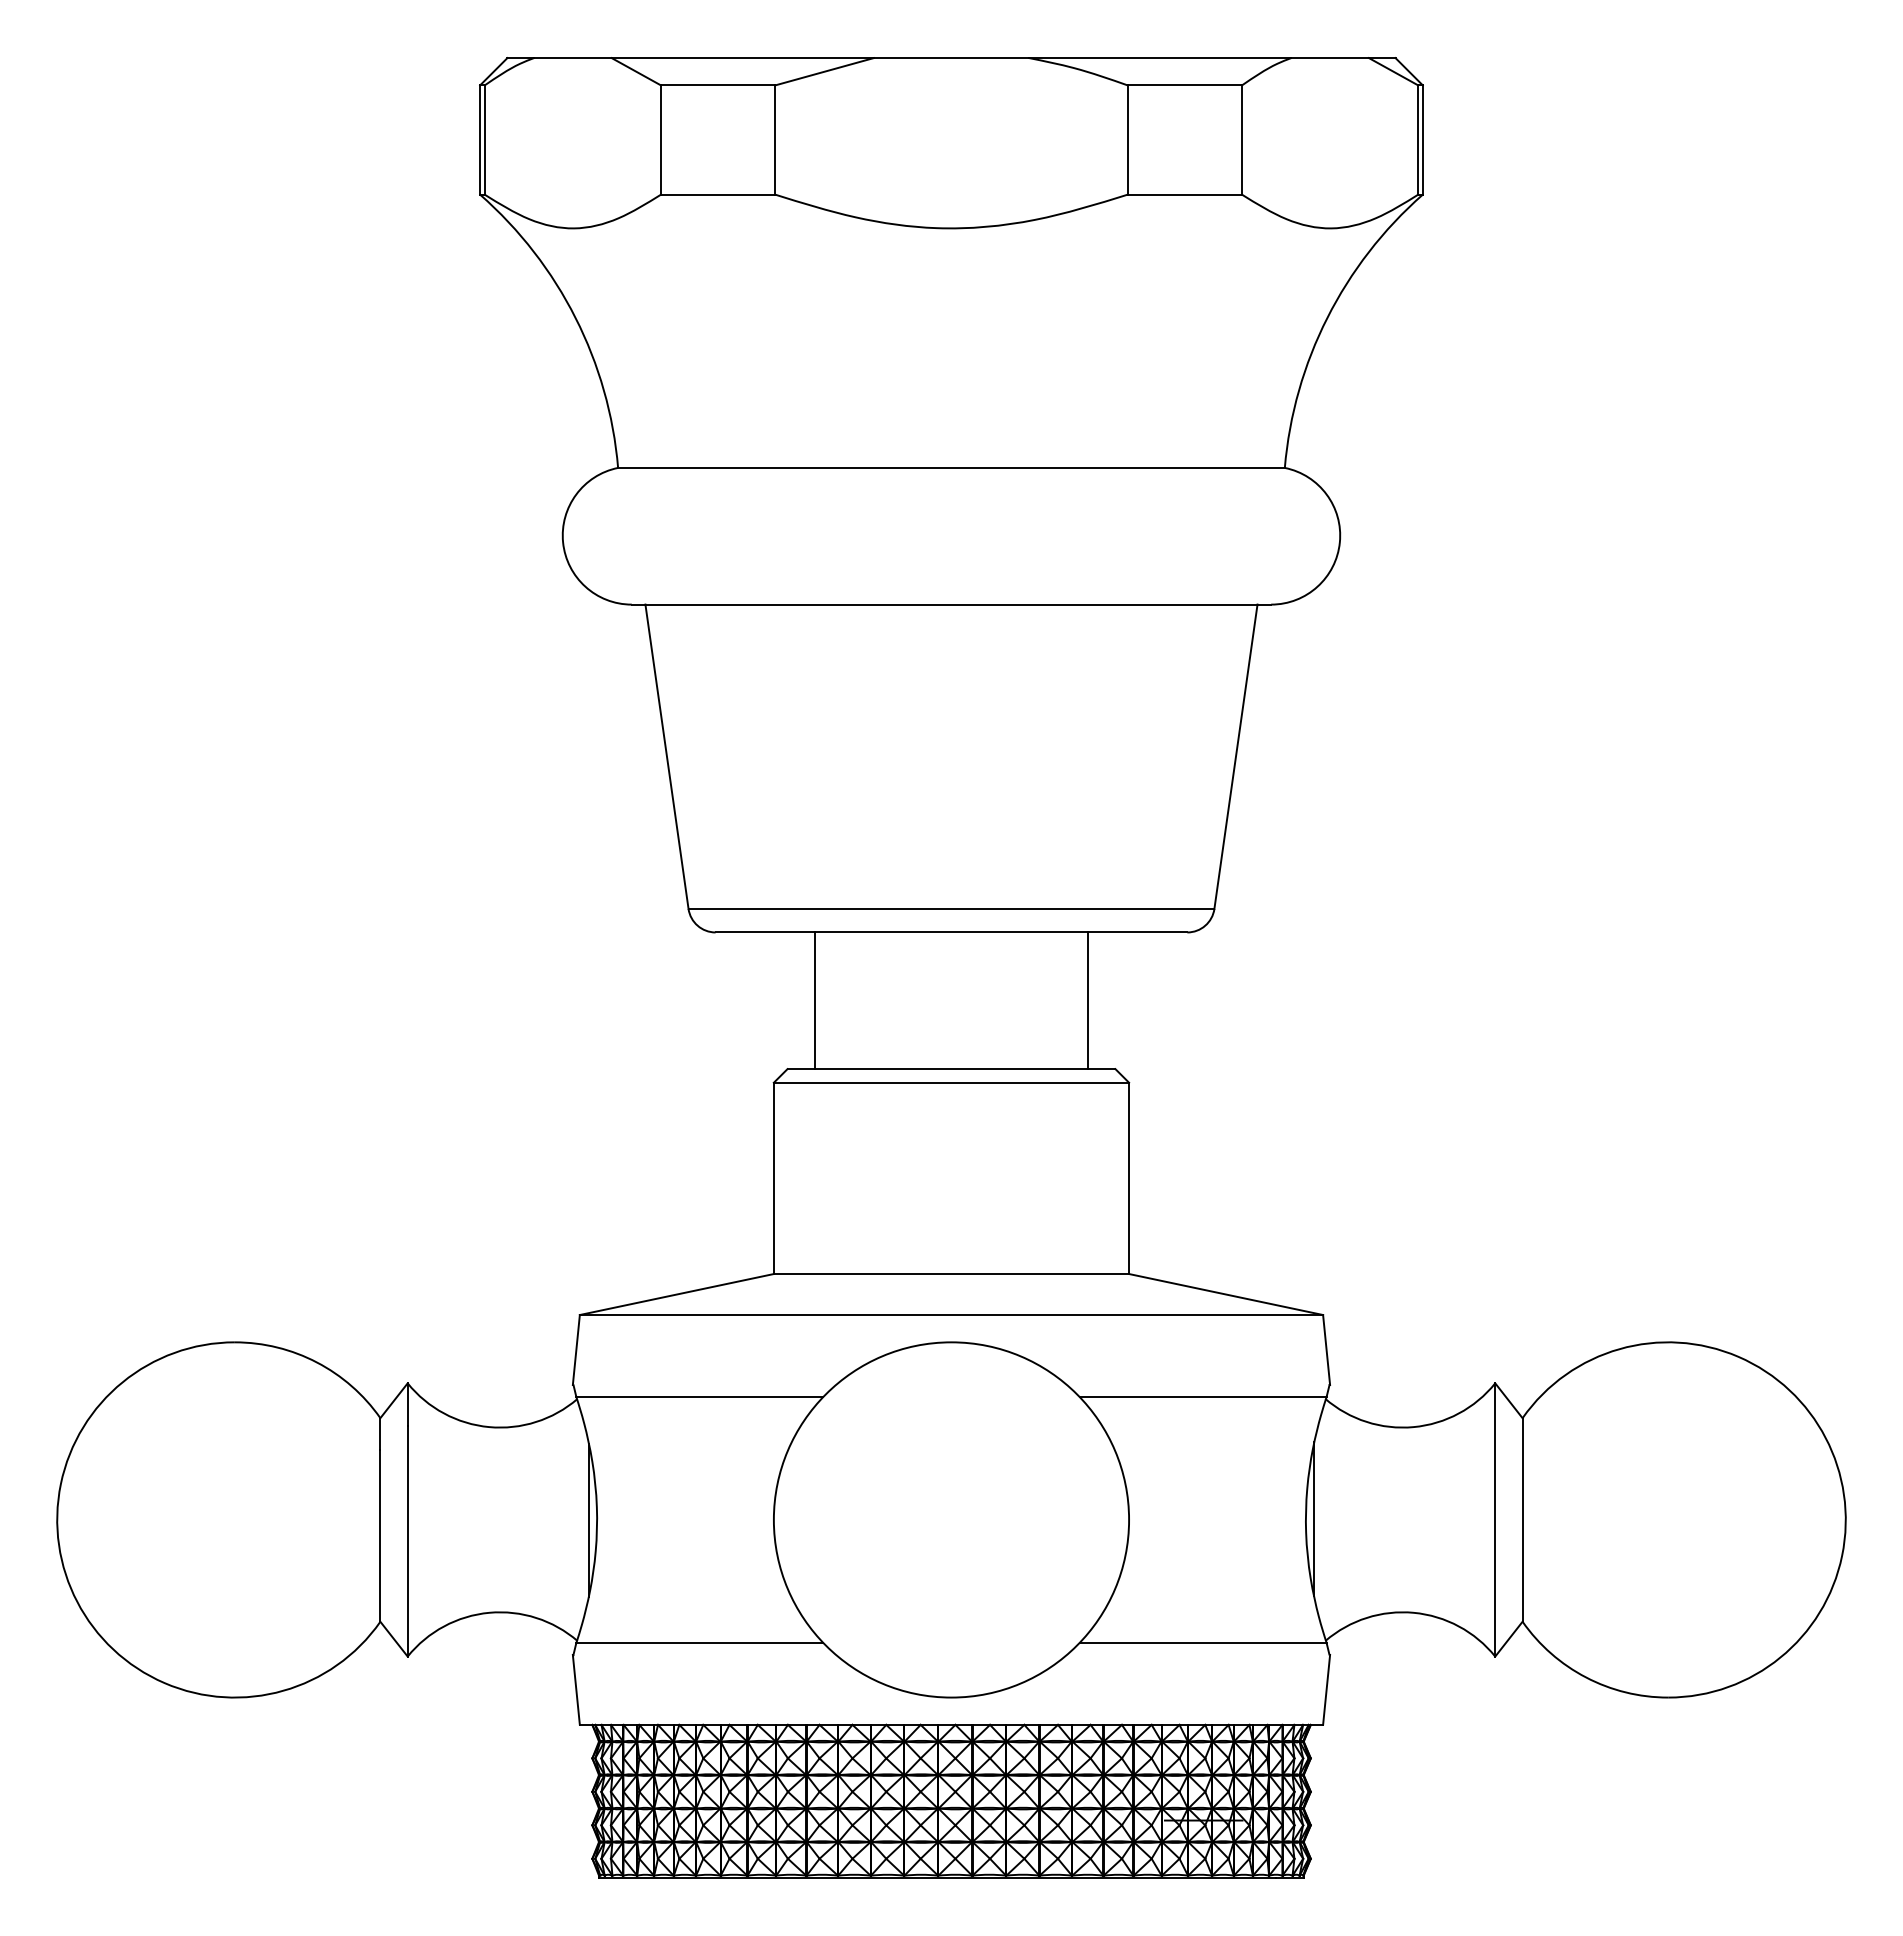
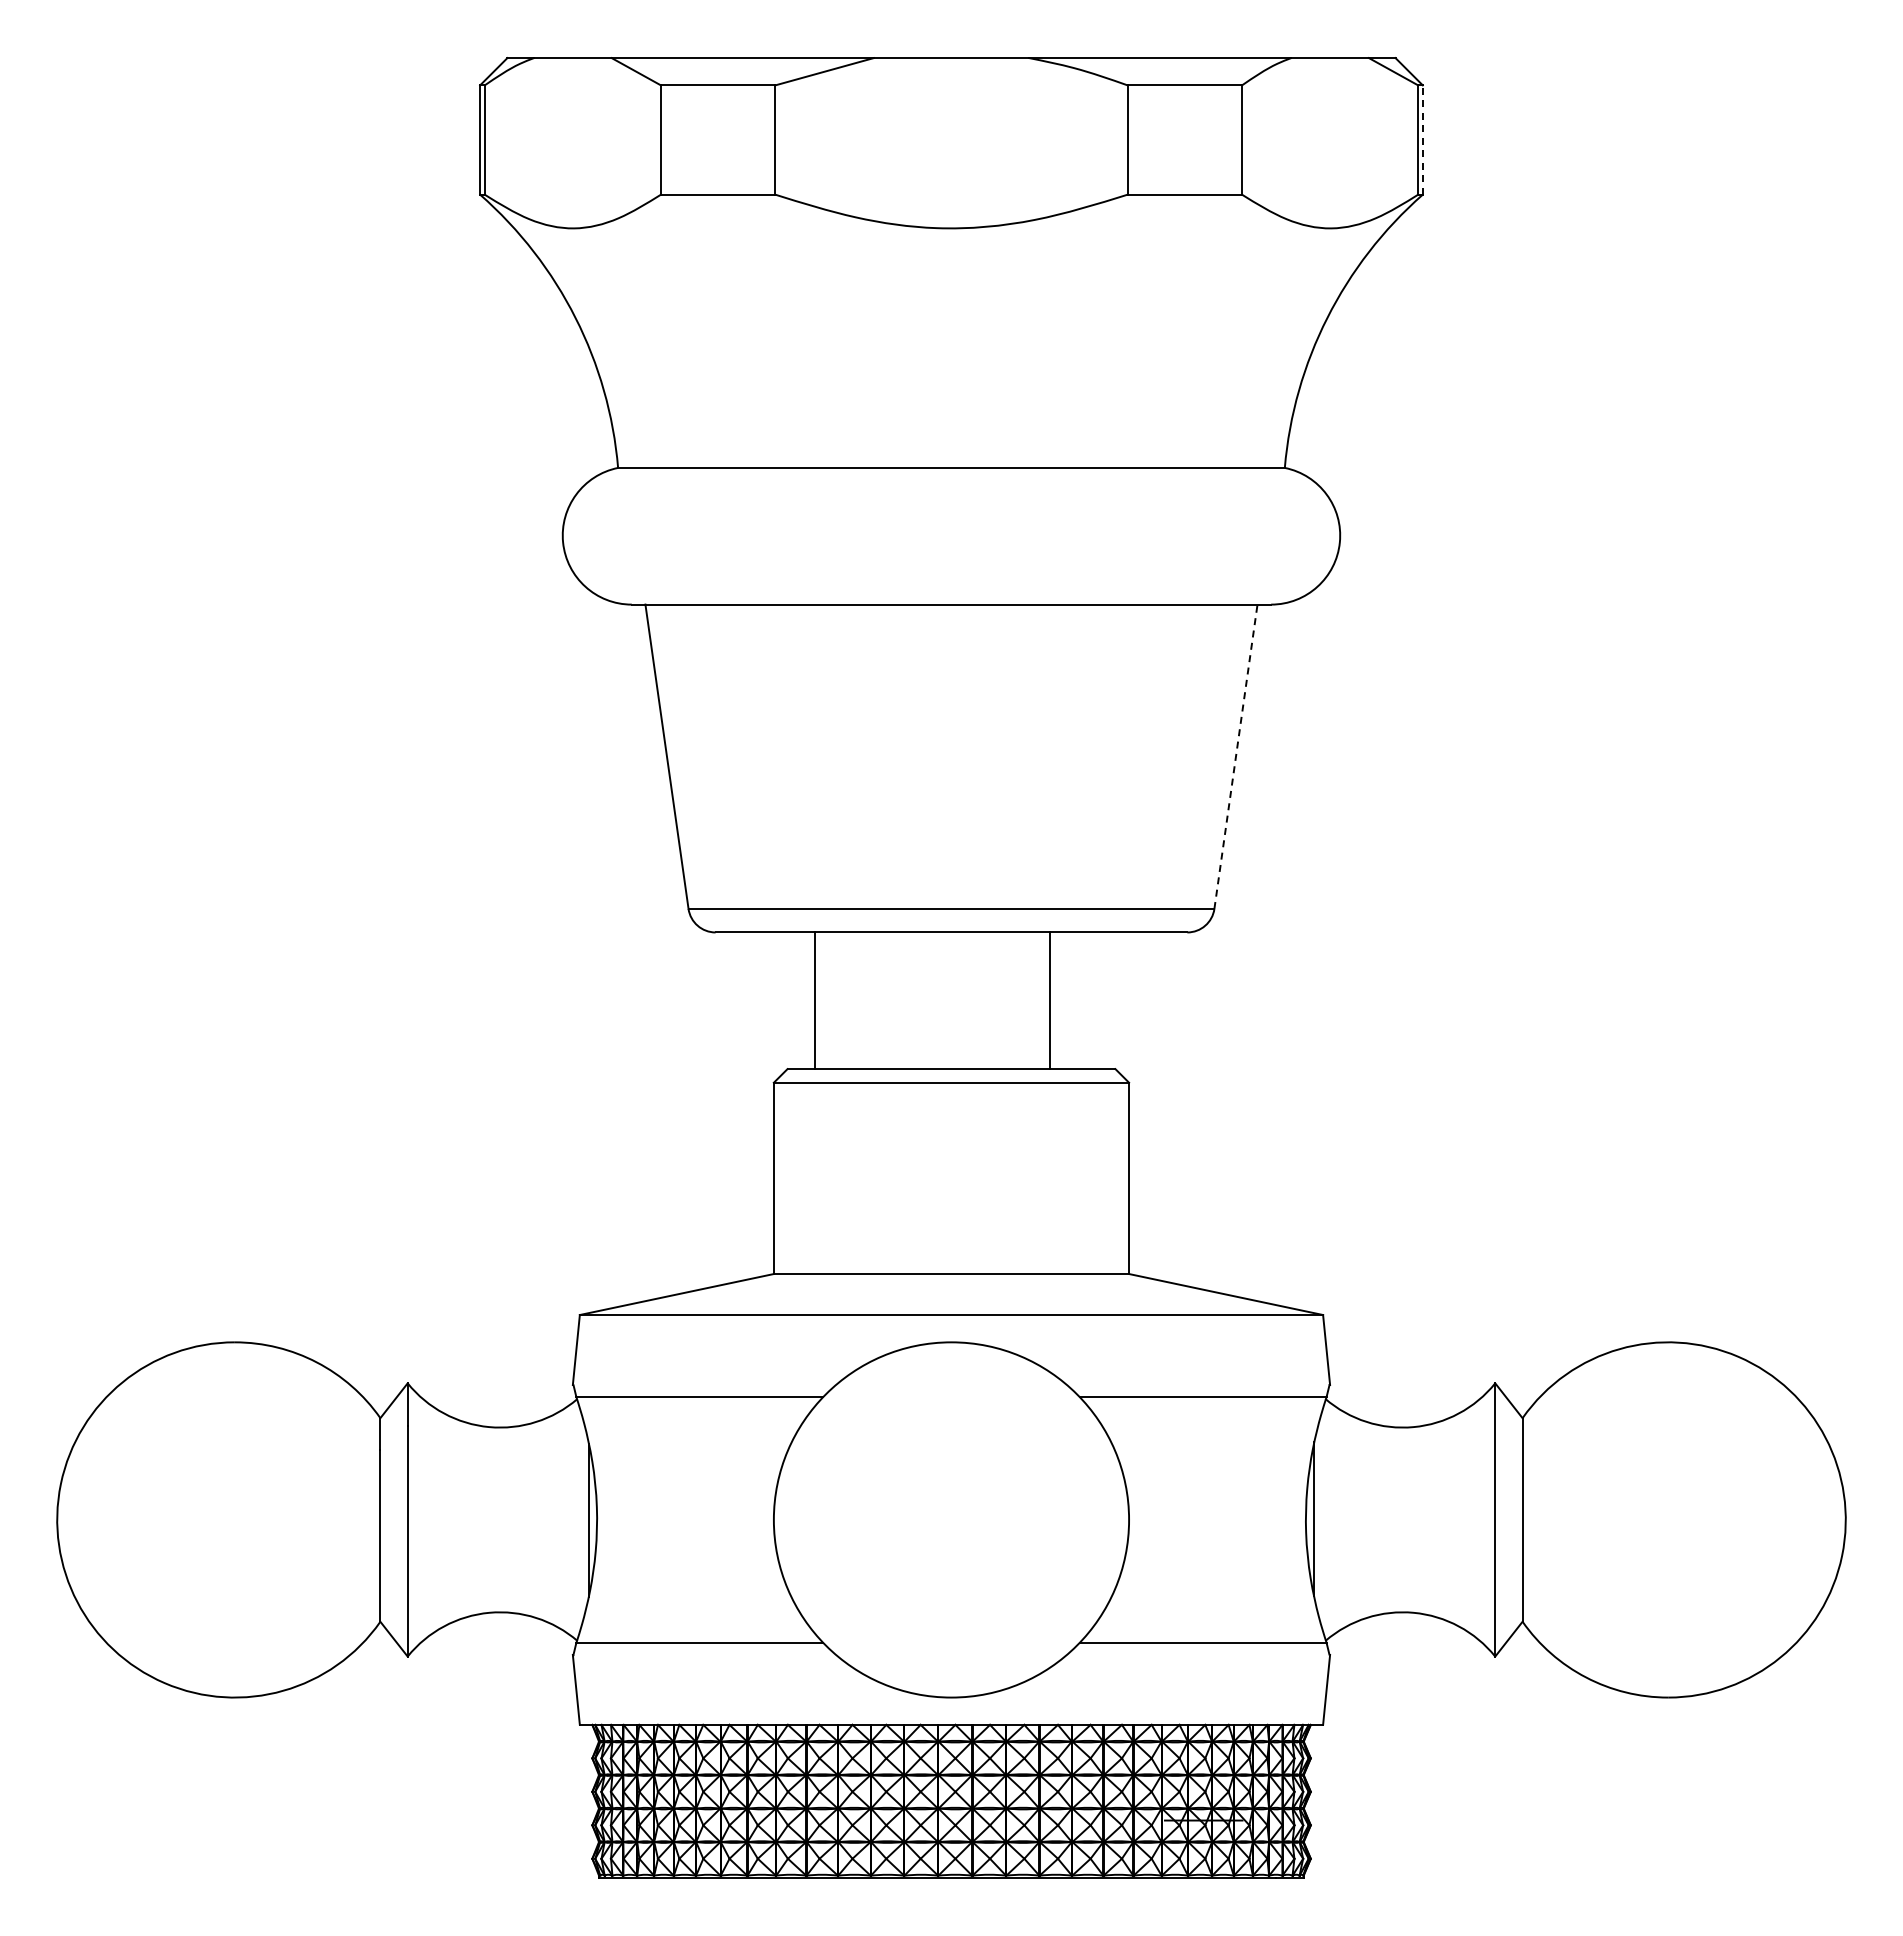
line: solid -> dashed (1422, 140)
line: solid -> dashed (1235, 756)
line position: (1088, 1000) -> (1050, 1000) (1050, 1000)
